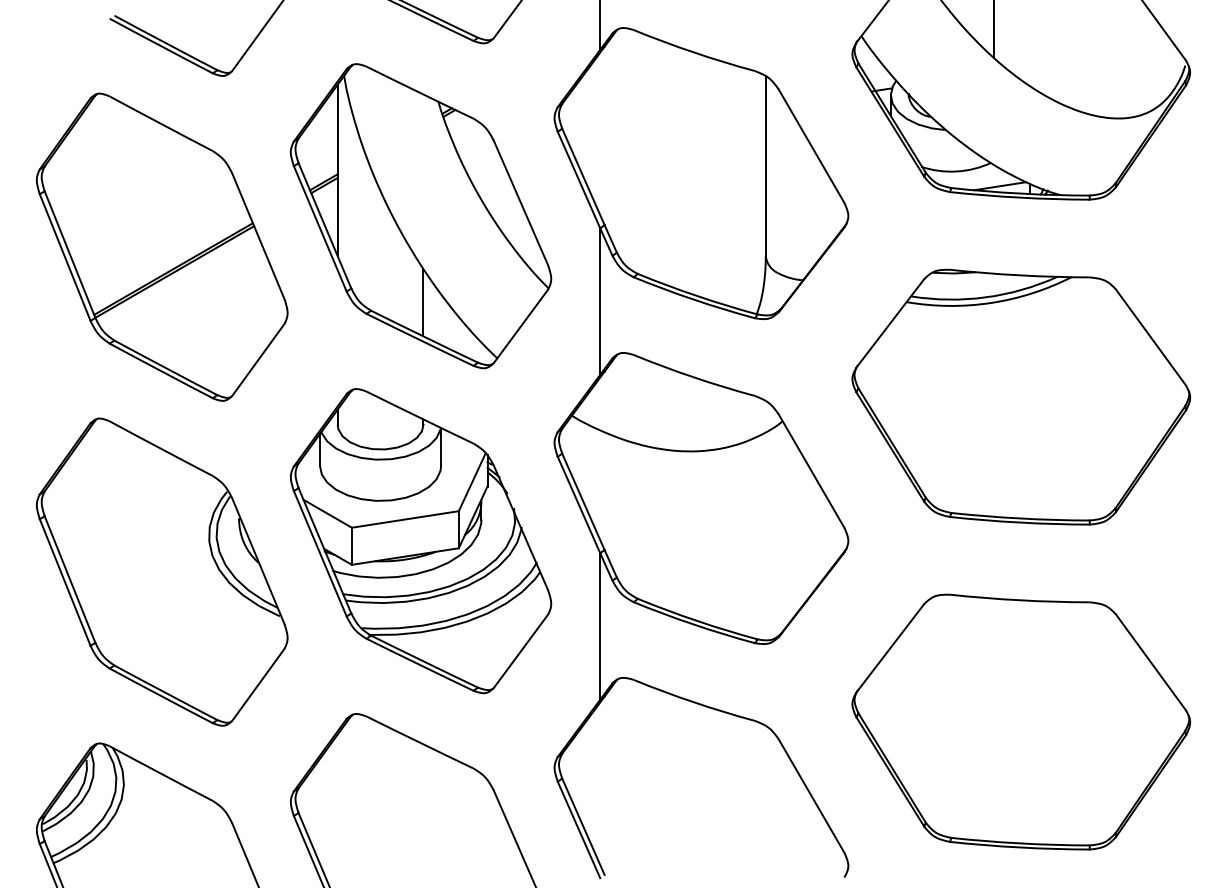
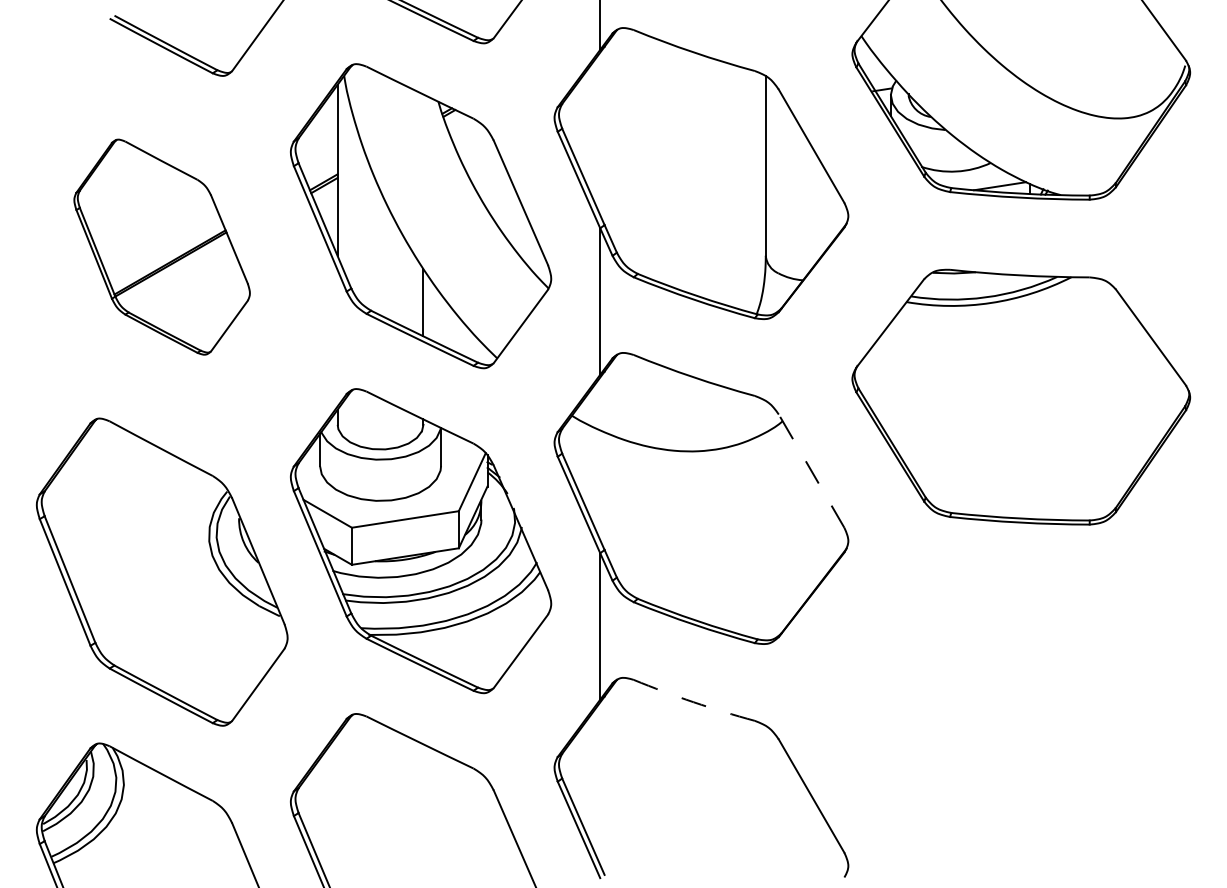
line: present -> none (994, 30)
part size: 254x310 px -> 178x218 px (161, 246)
line: solid -> dashed (811, 470)
arc: solid -> dashed (693, 702)
part: present -> none (1021, 721)
